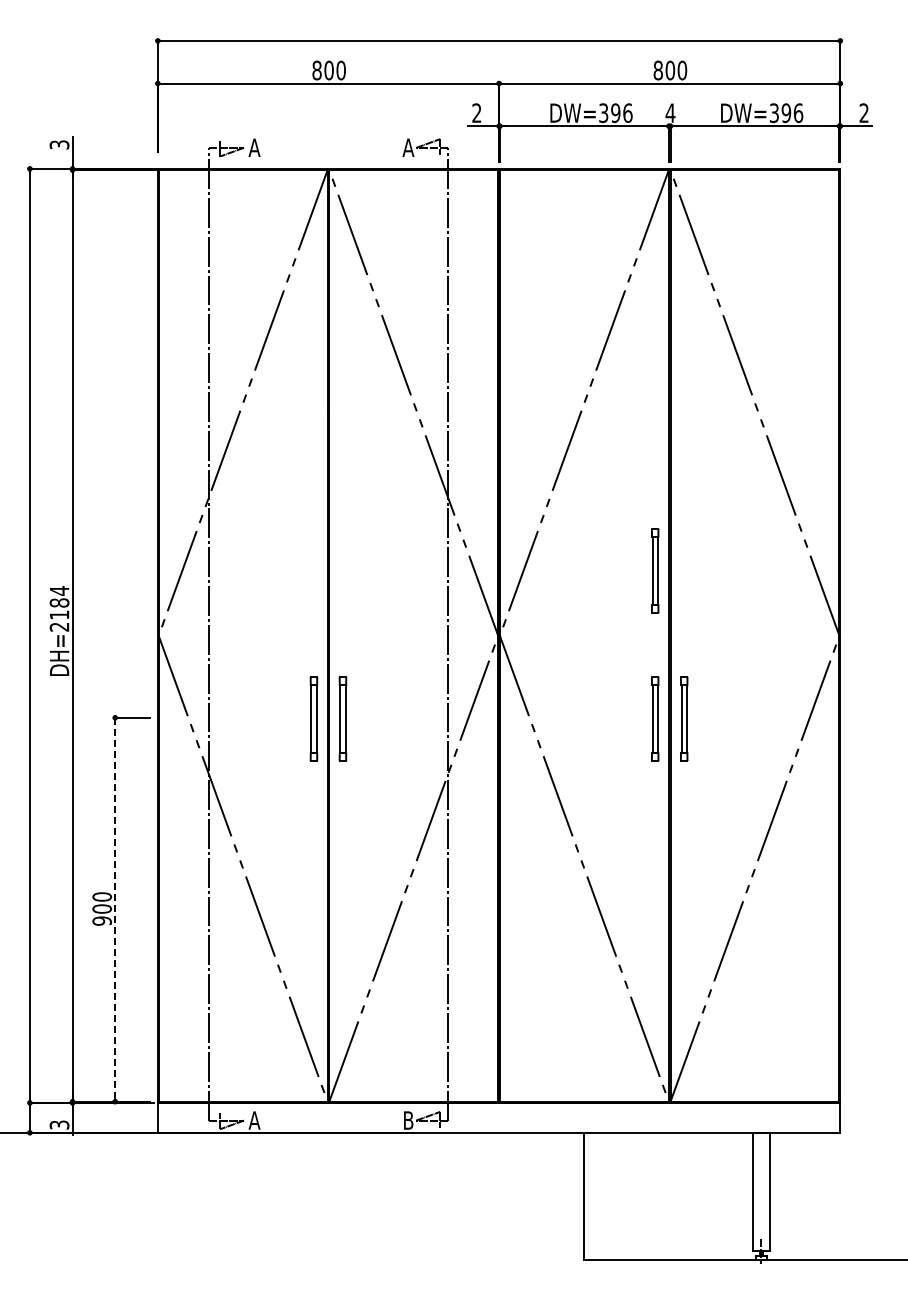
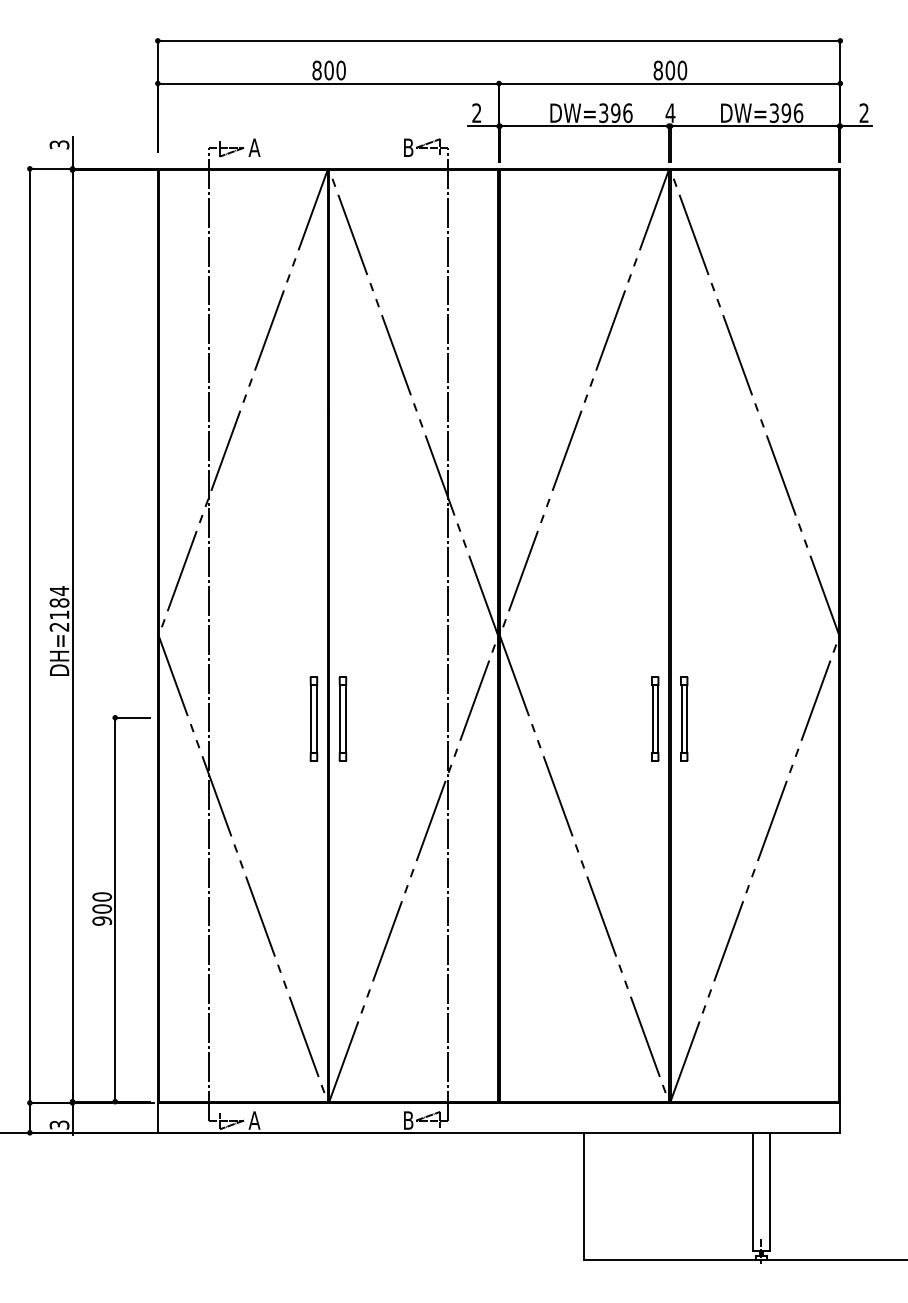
text: A -> B (408, 147)
part: present -> none (655, 570)
line: dashed -> solid (115, 909)
